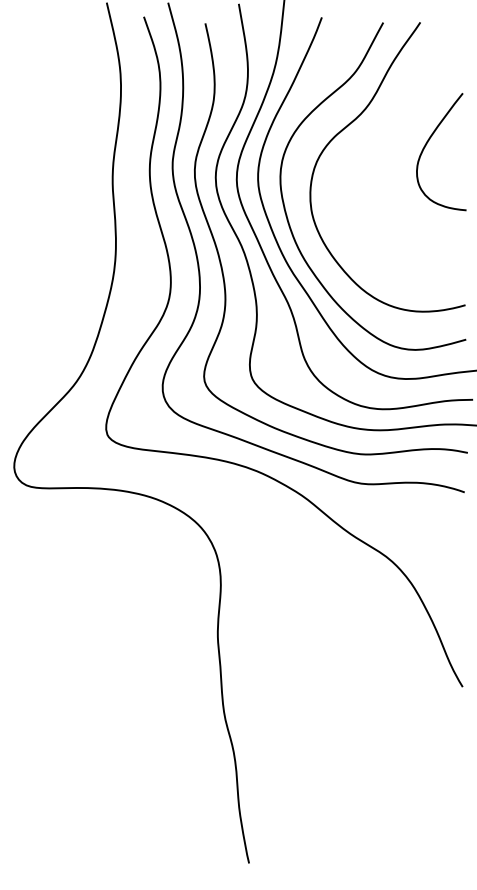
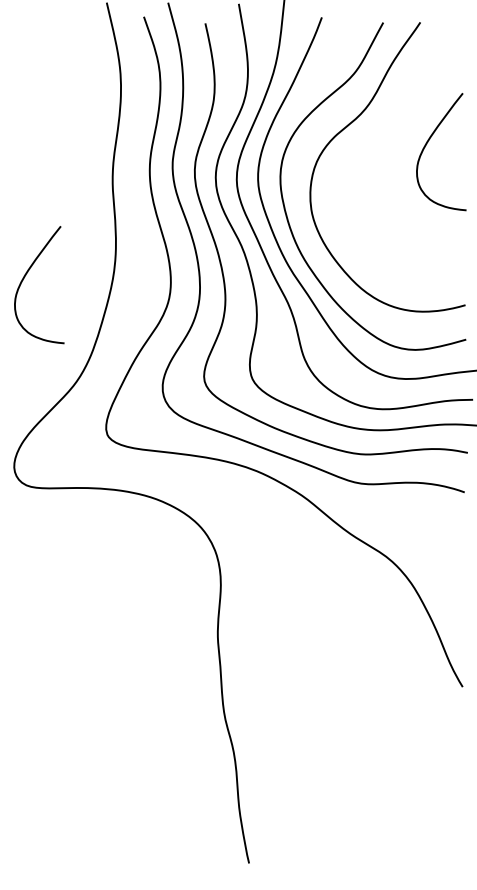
curve: none -> present (25, 277)
